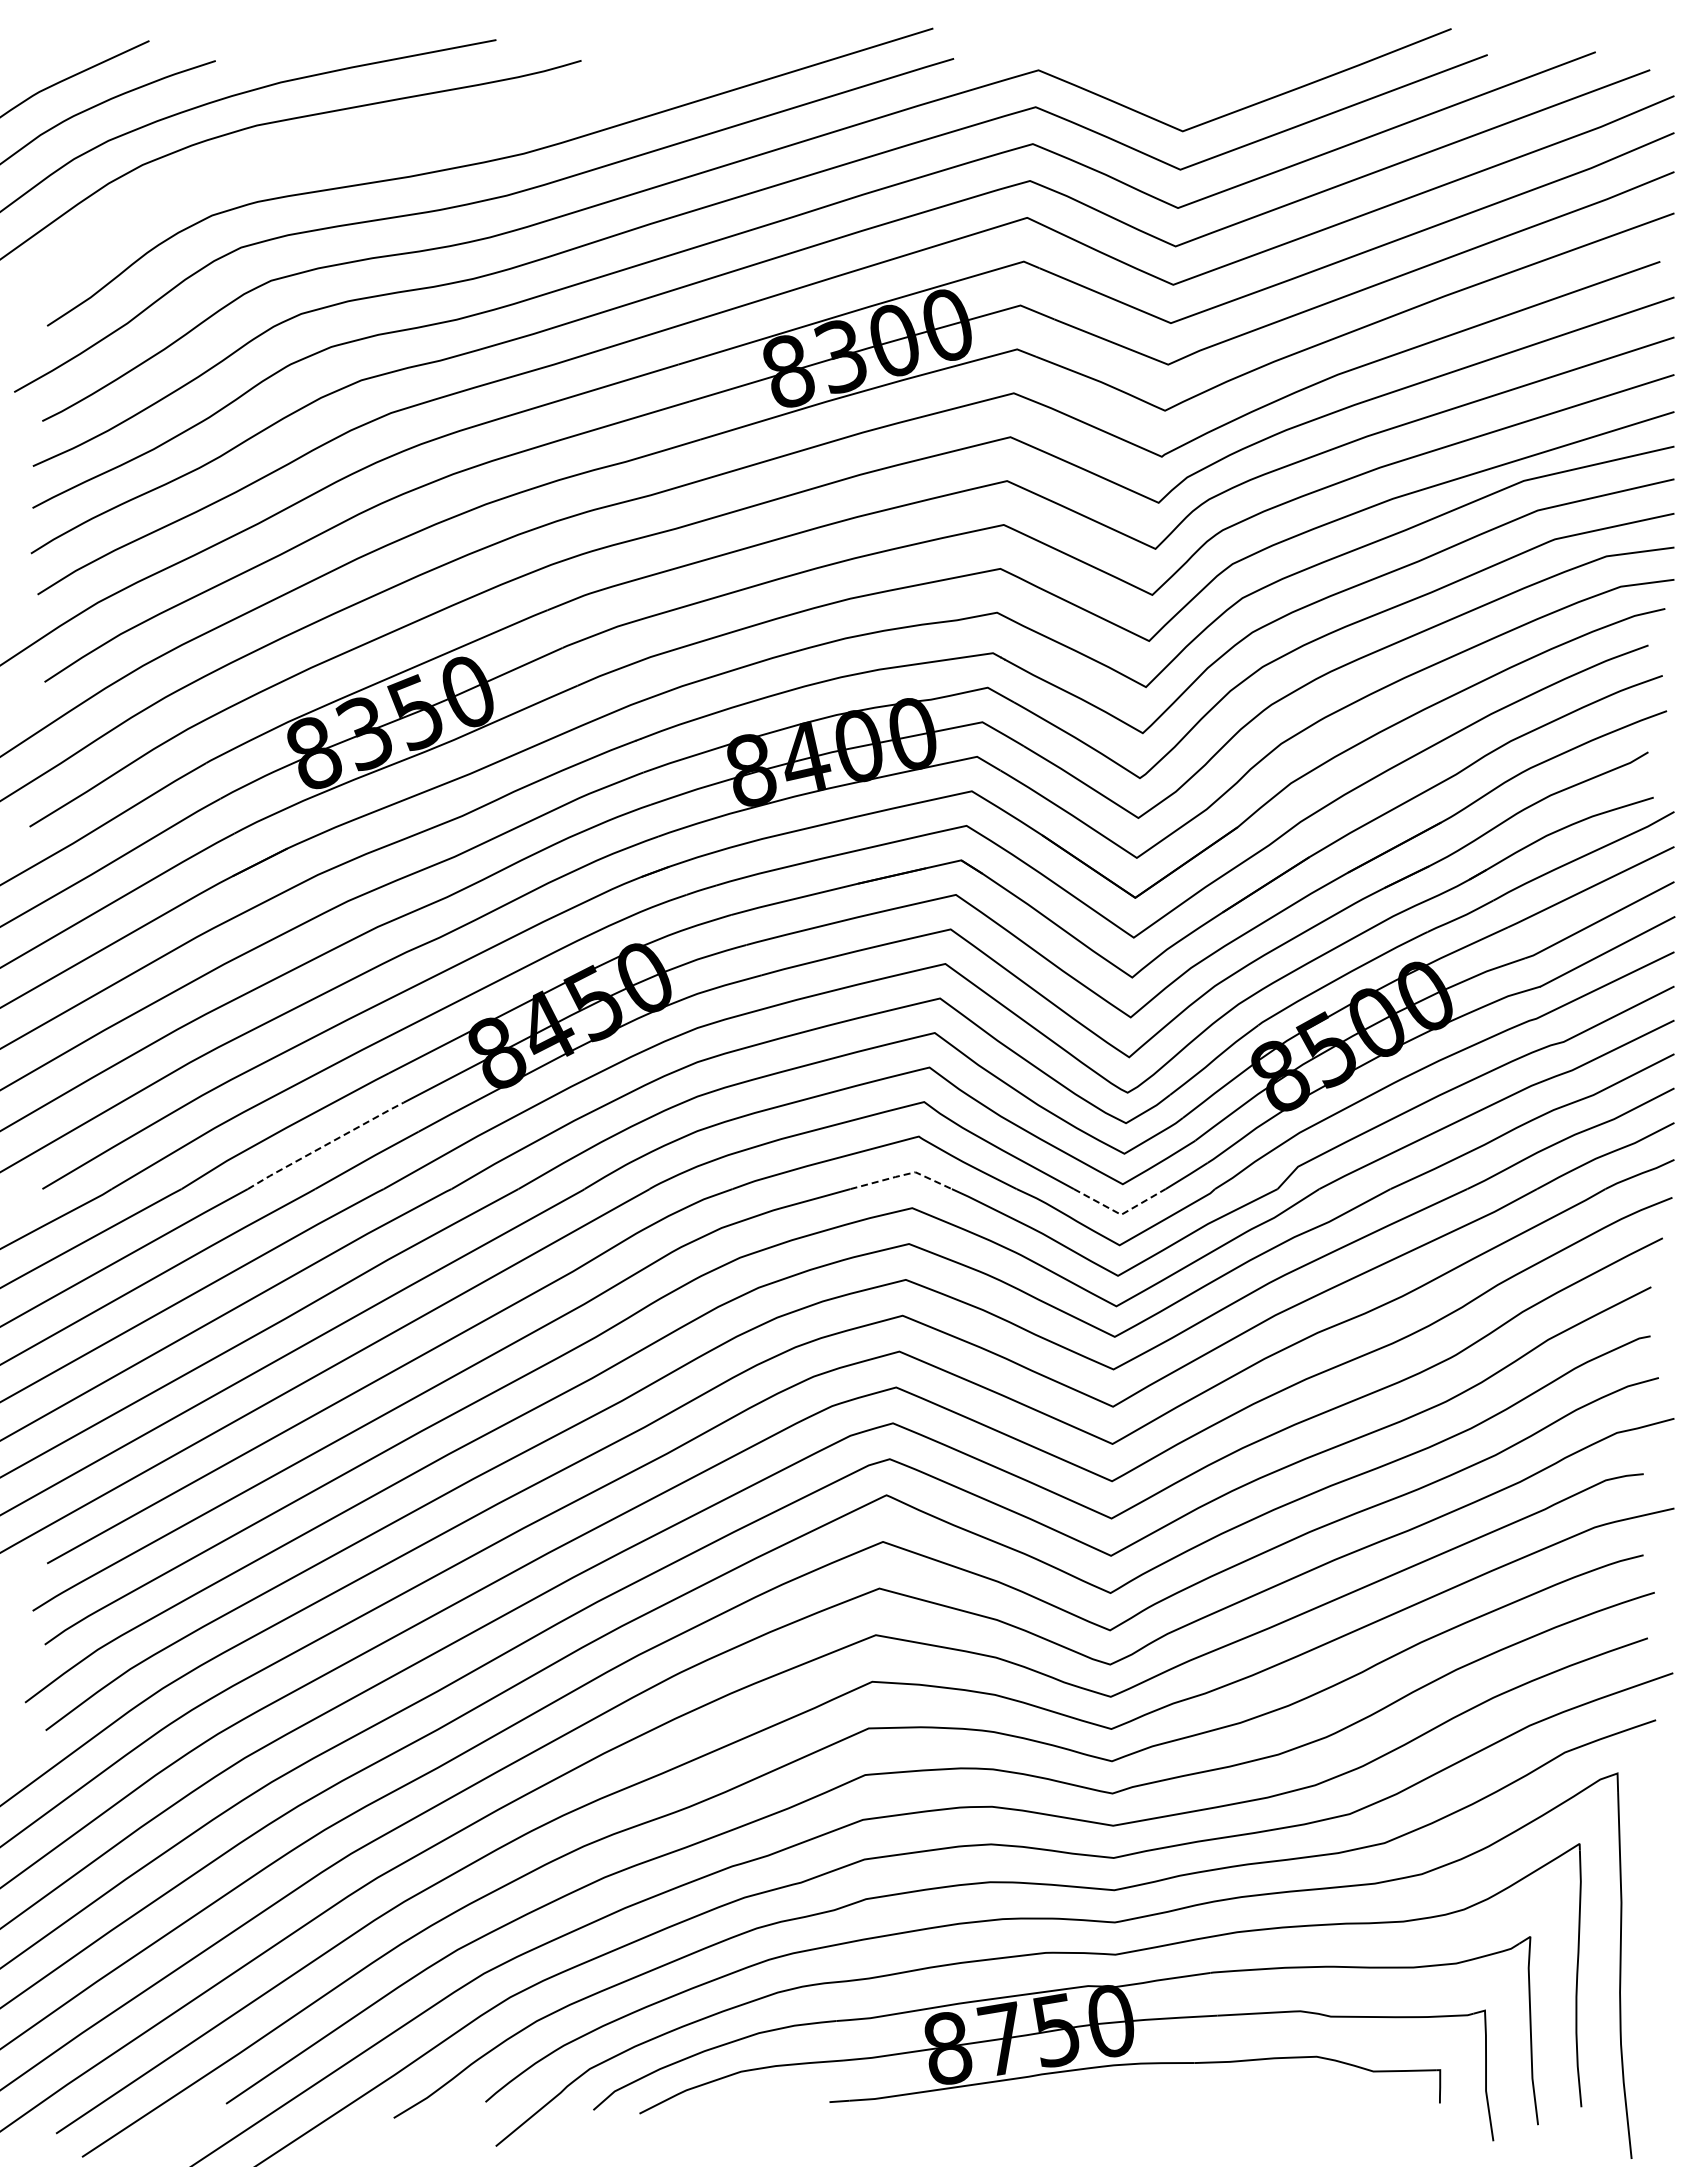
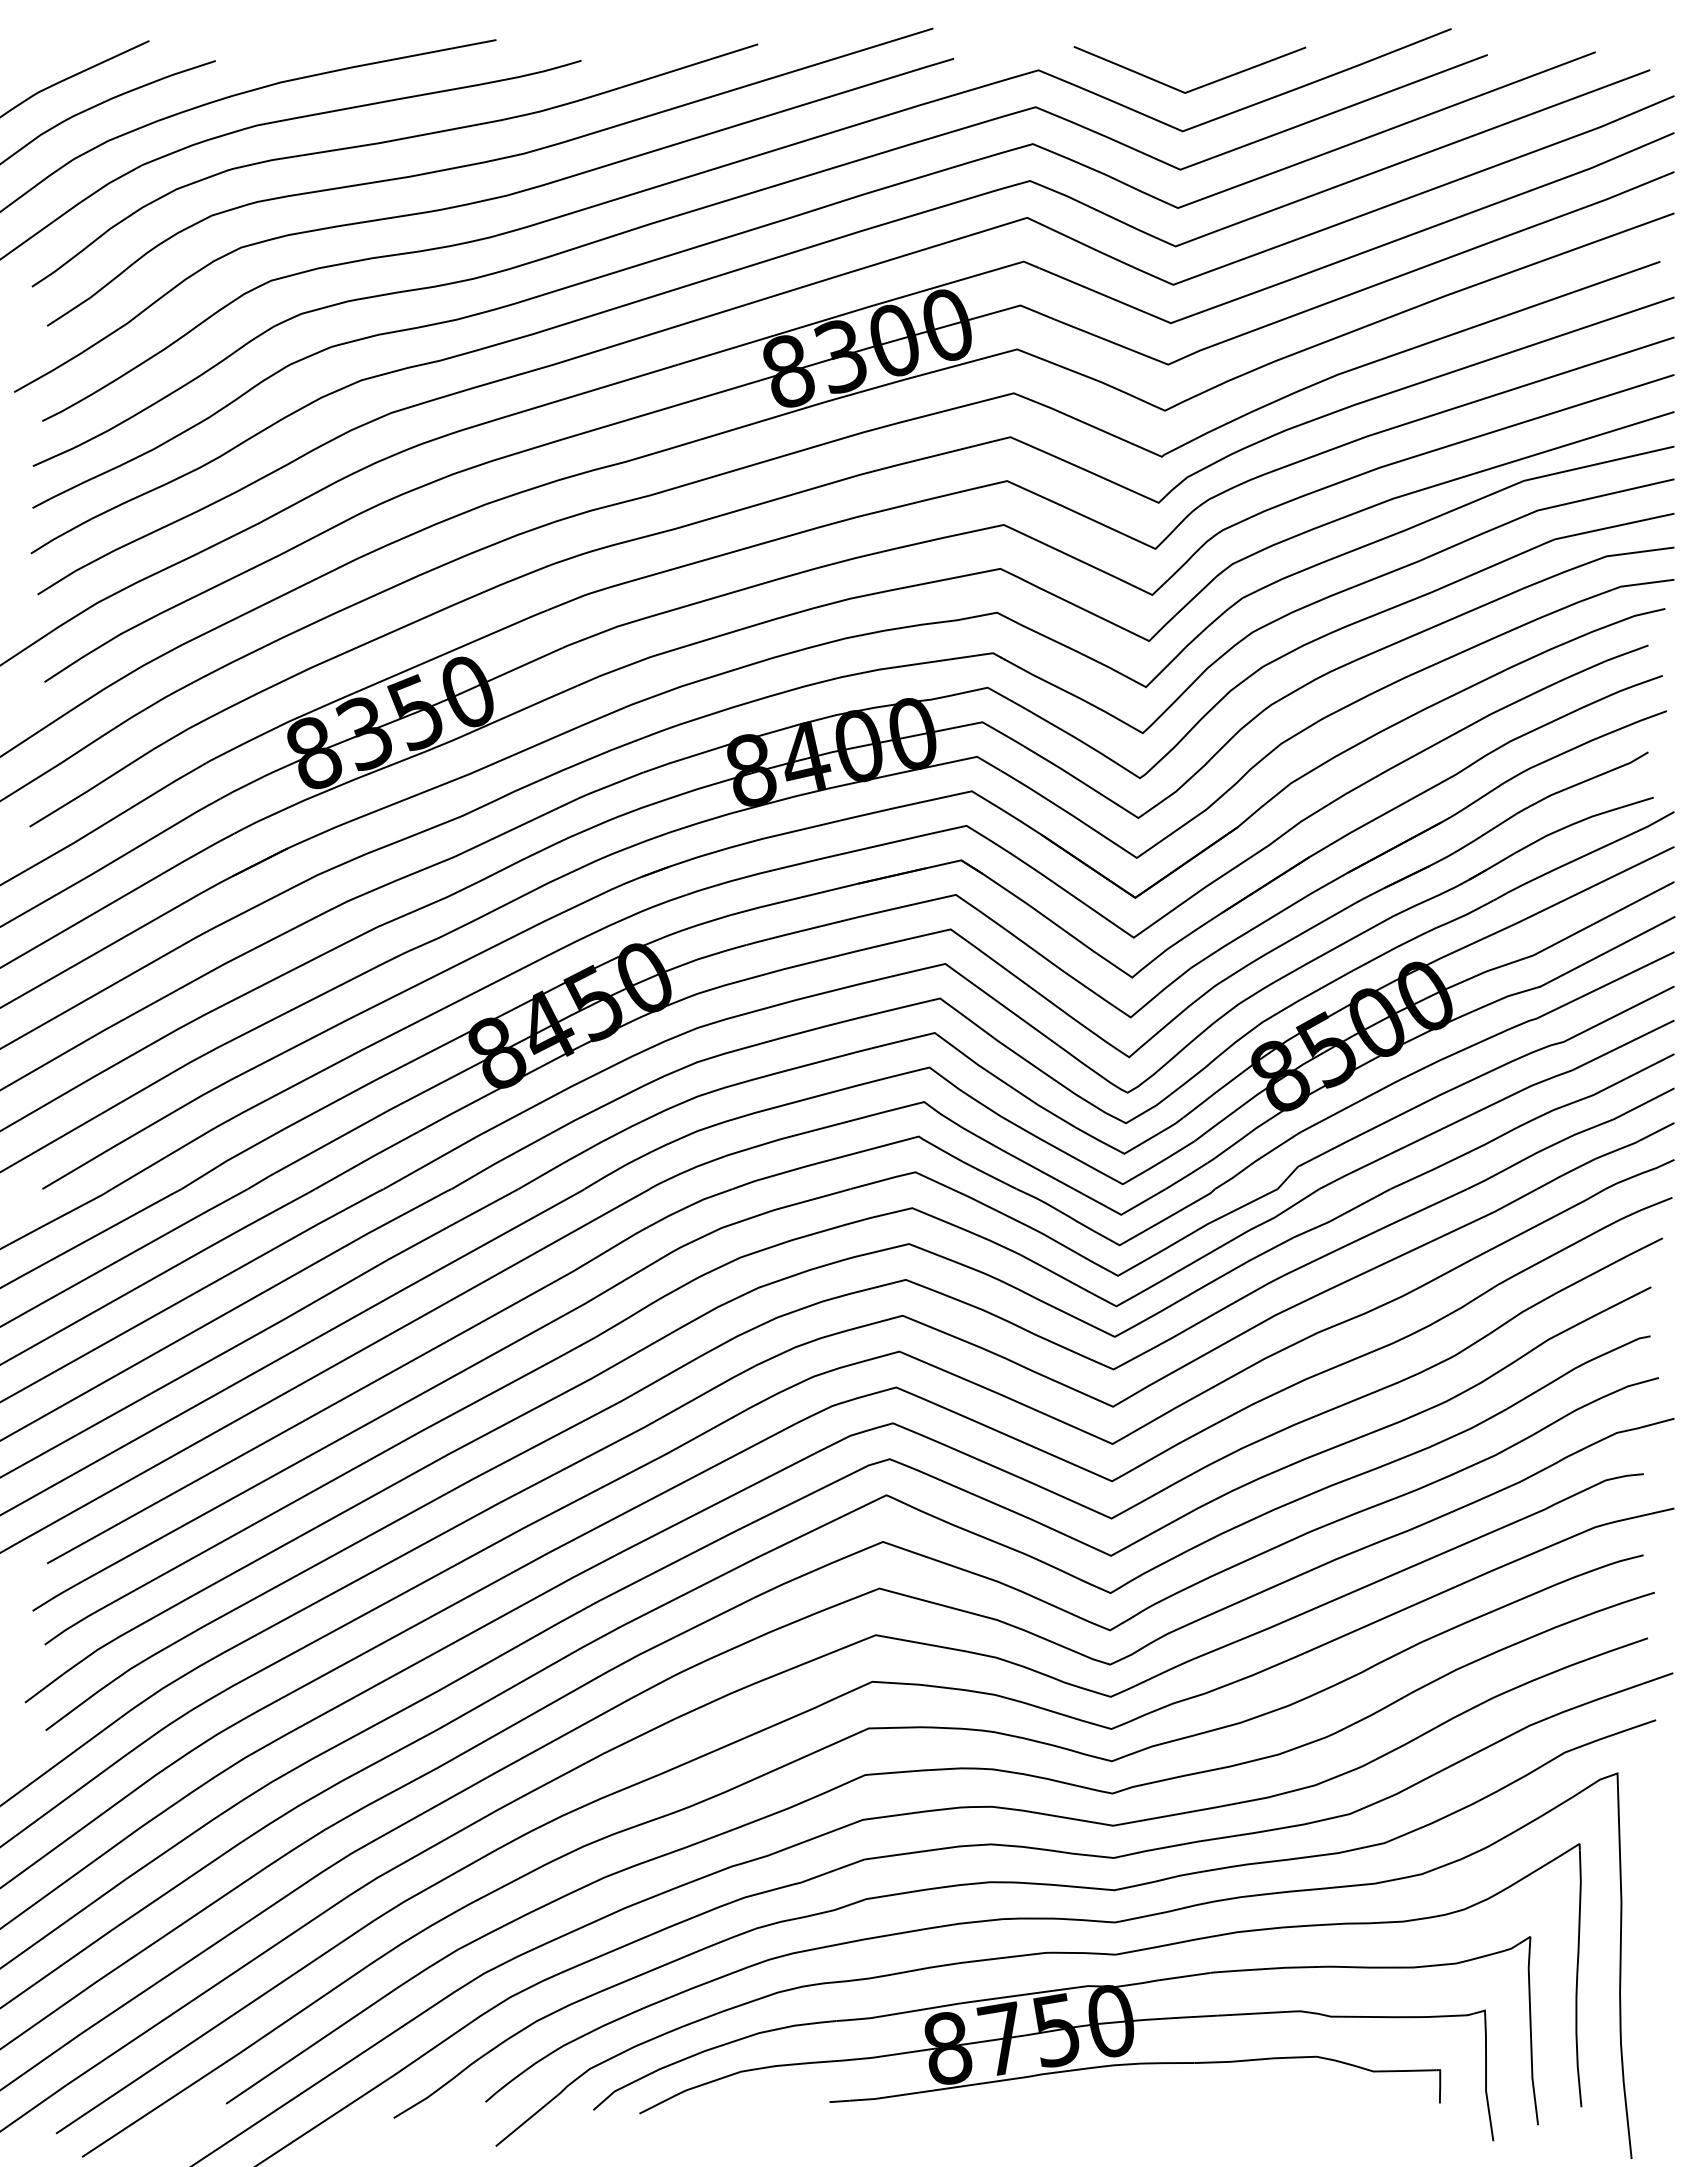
curve: none -> present (1196, 87)
curve: none -> present (389, 142)
line: dashed -> solid (325, 1145)
line: dashed -> solid (903, 1175)
line: dashed -> solid (1121, 1214)
